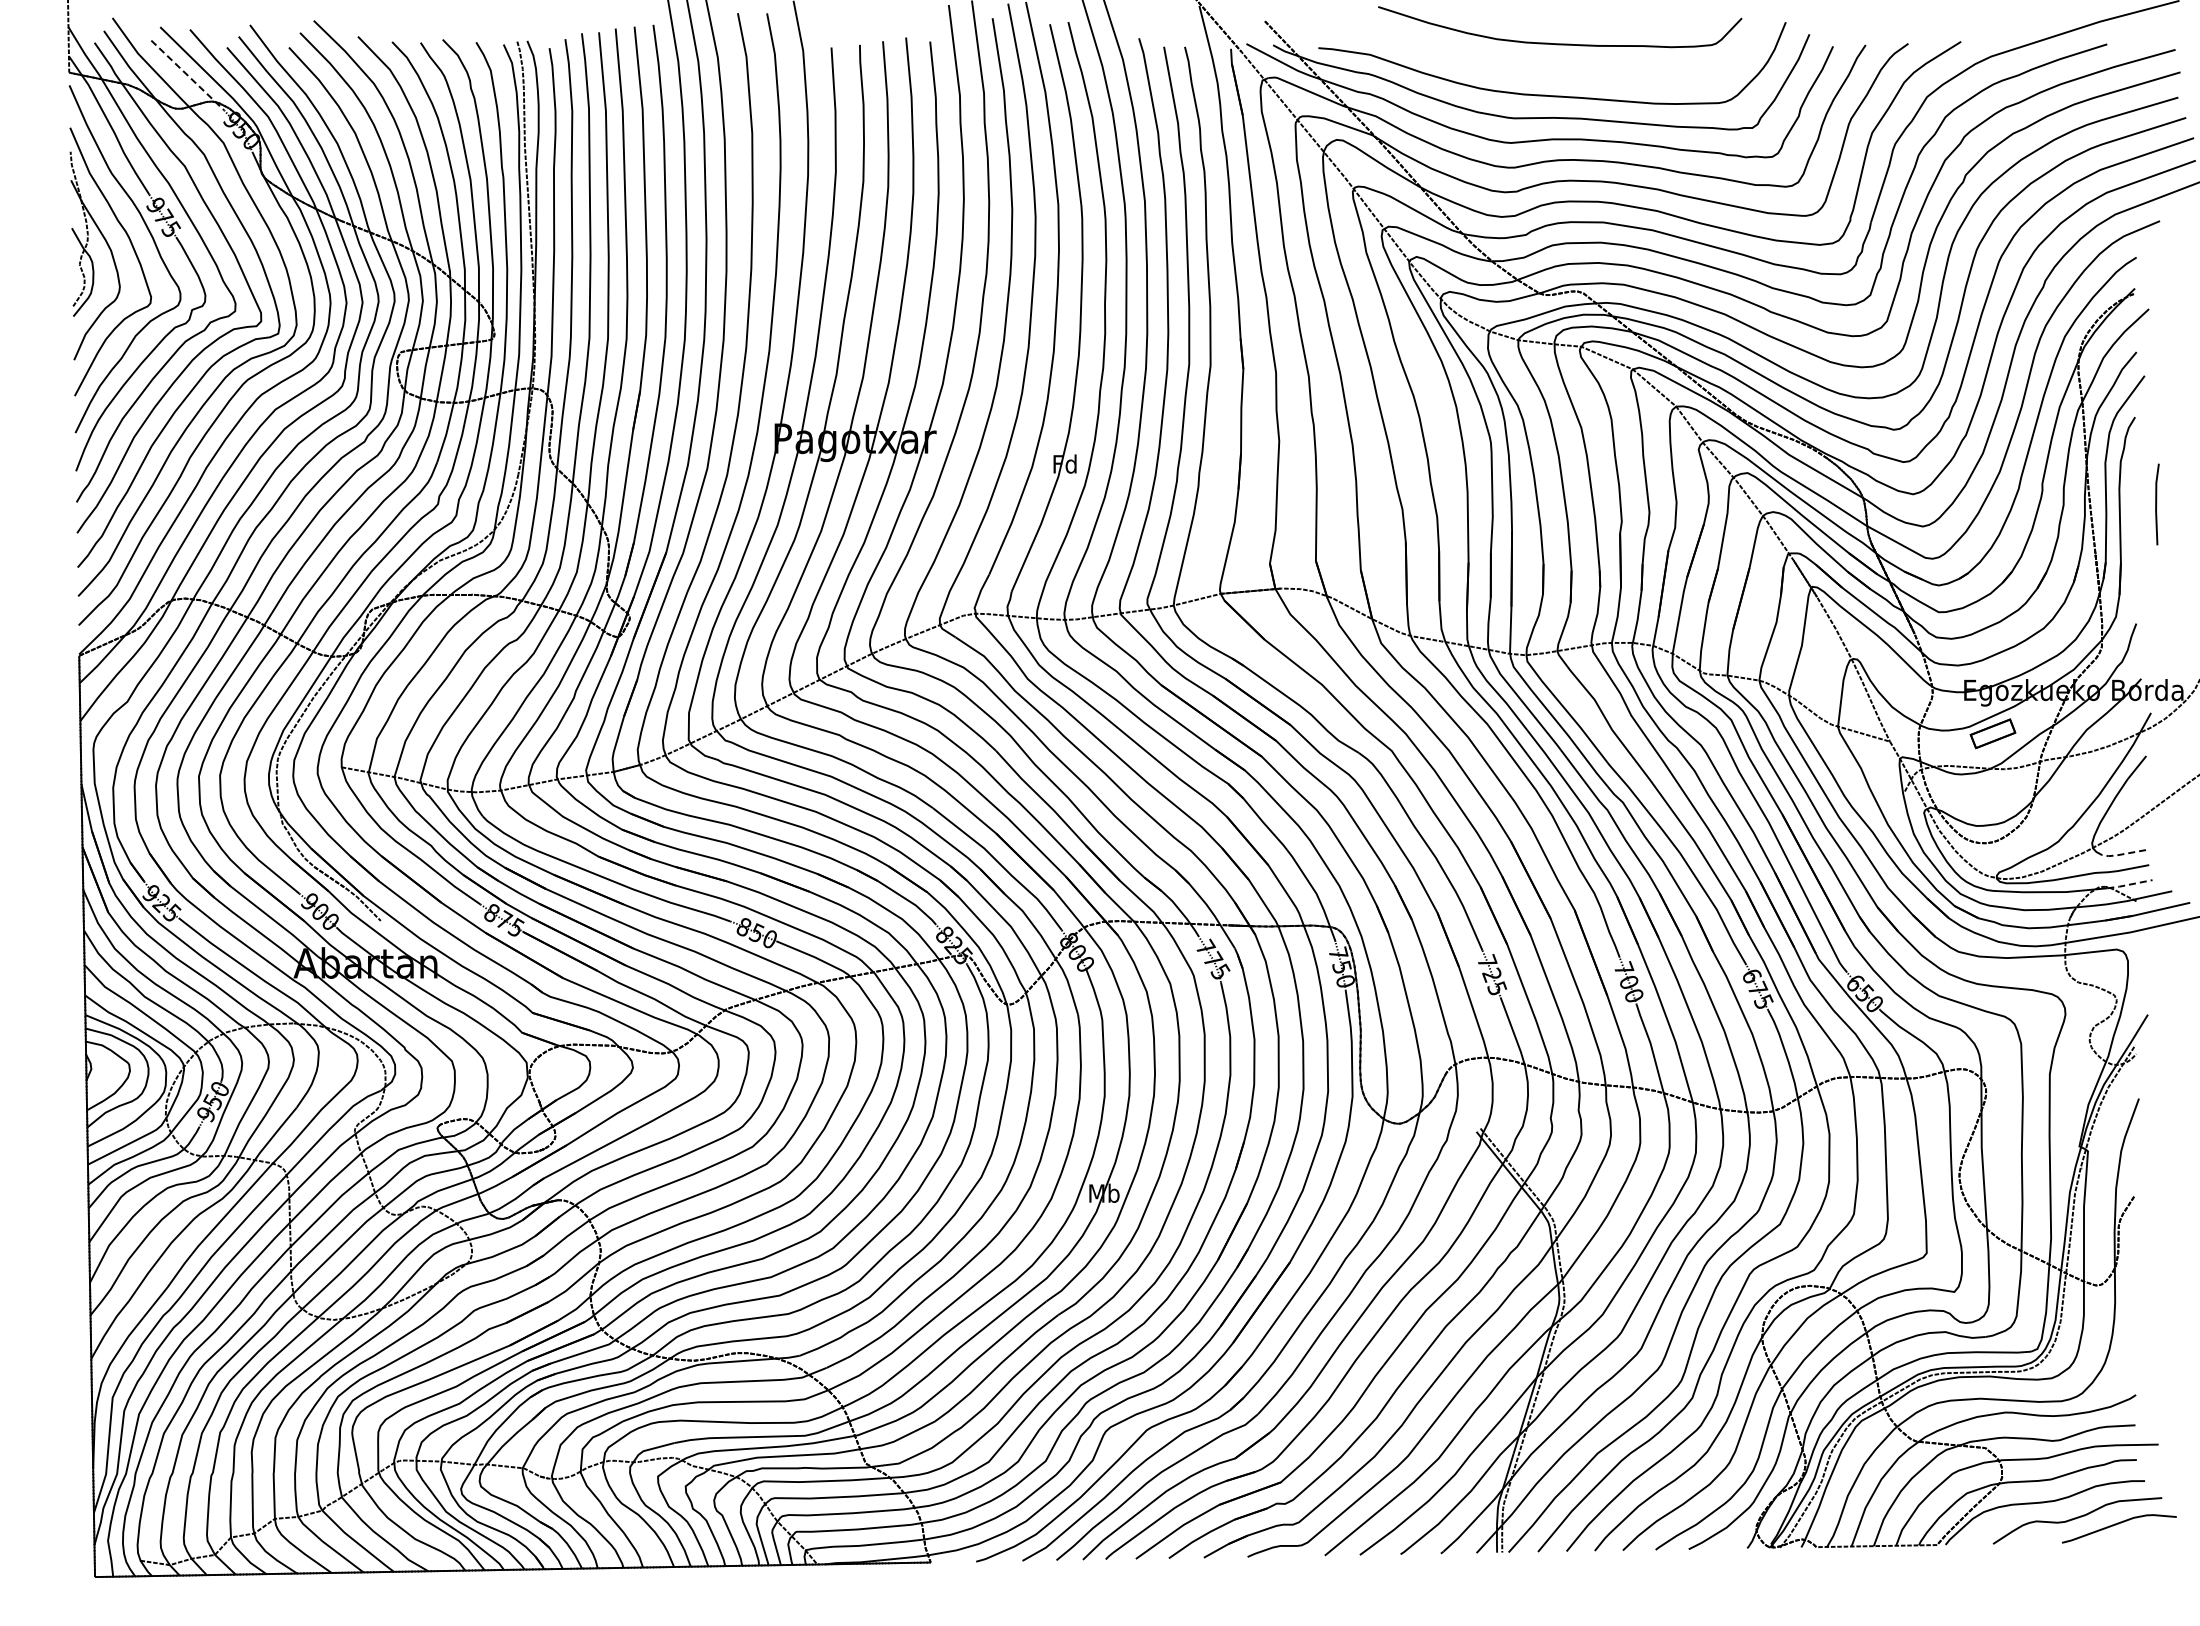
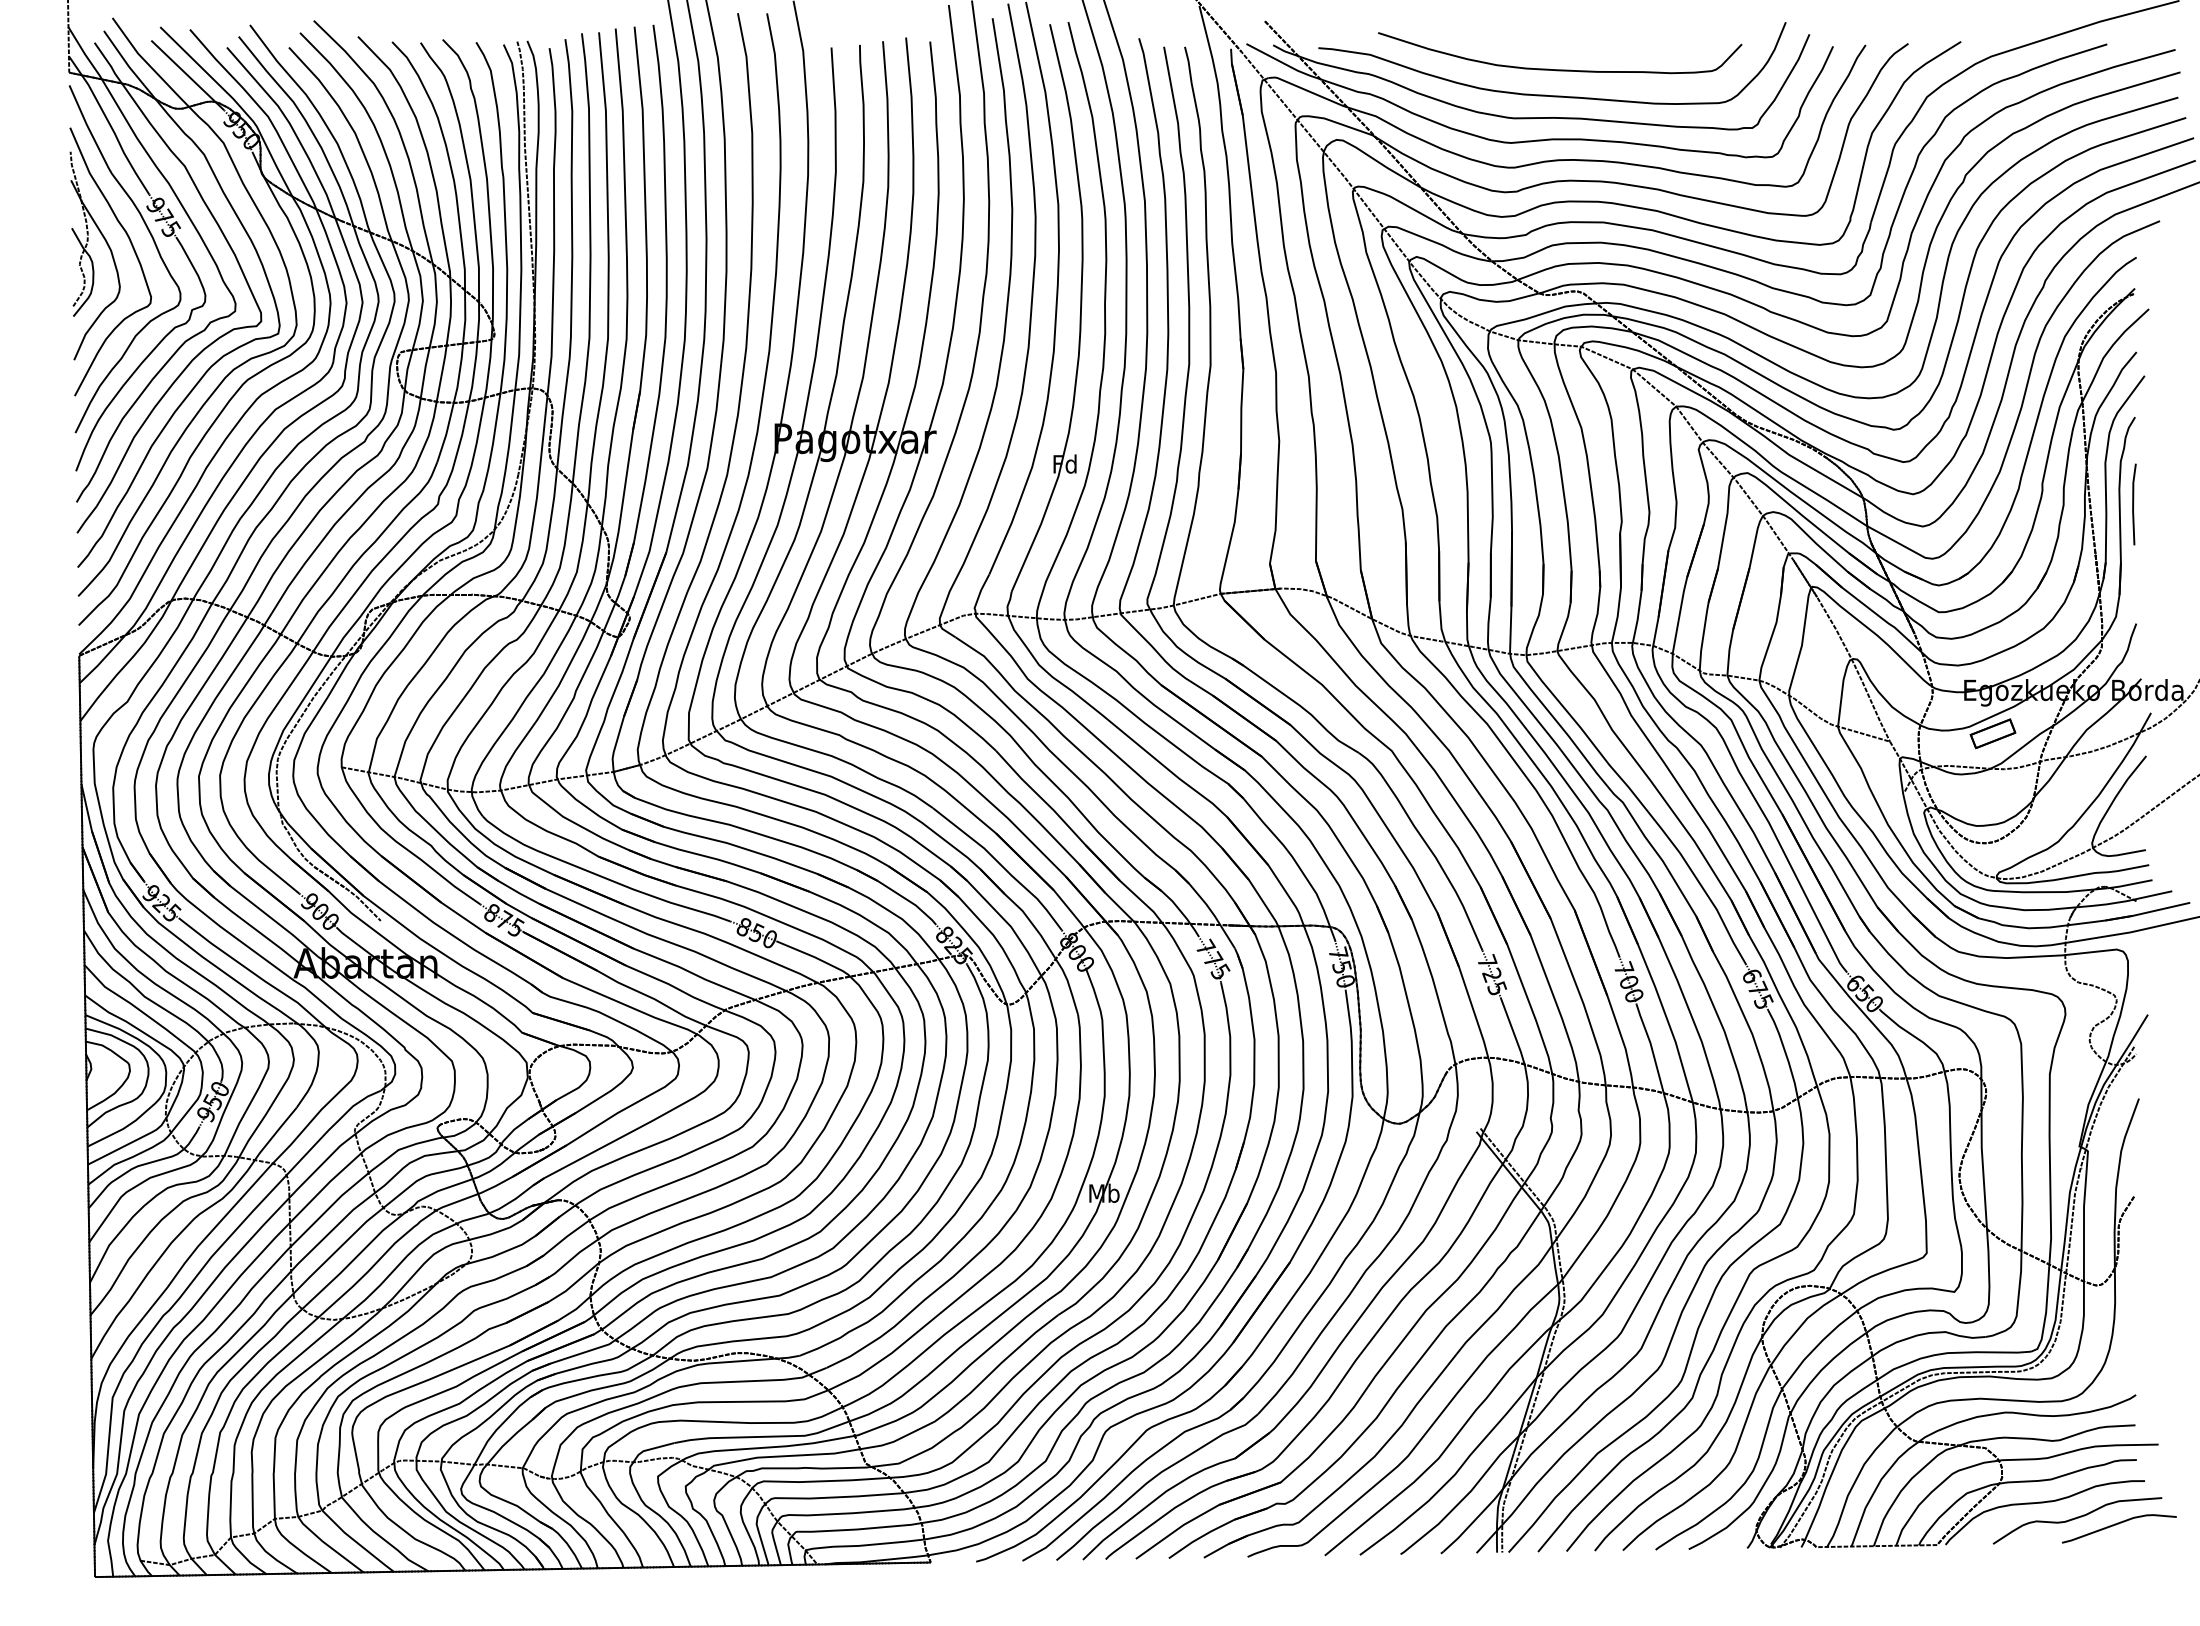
curve position: (1560, 43) -> (1560, 69) (1560, 69)
line: dashed -> solid (188, 75)
line position: (2157, 504) -> (2134, 504) (2134, 504)
line: dashed -> solid (2122, 854)
line: dashed -> solid (2129, 884)
